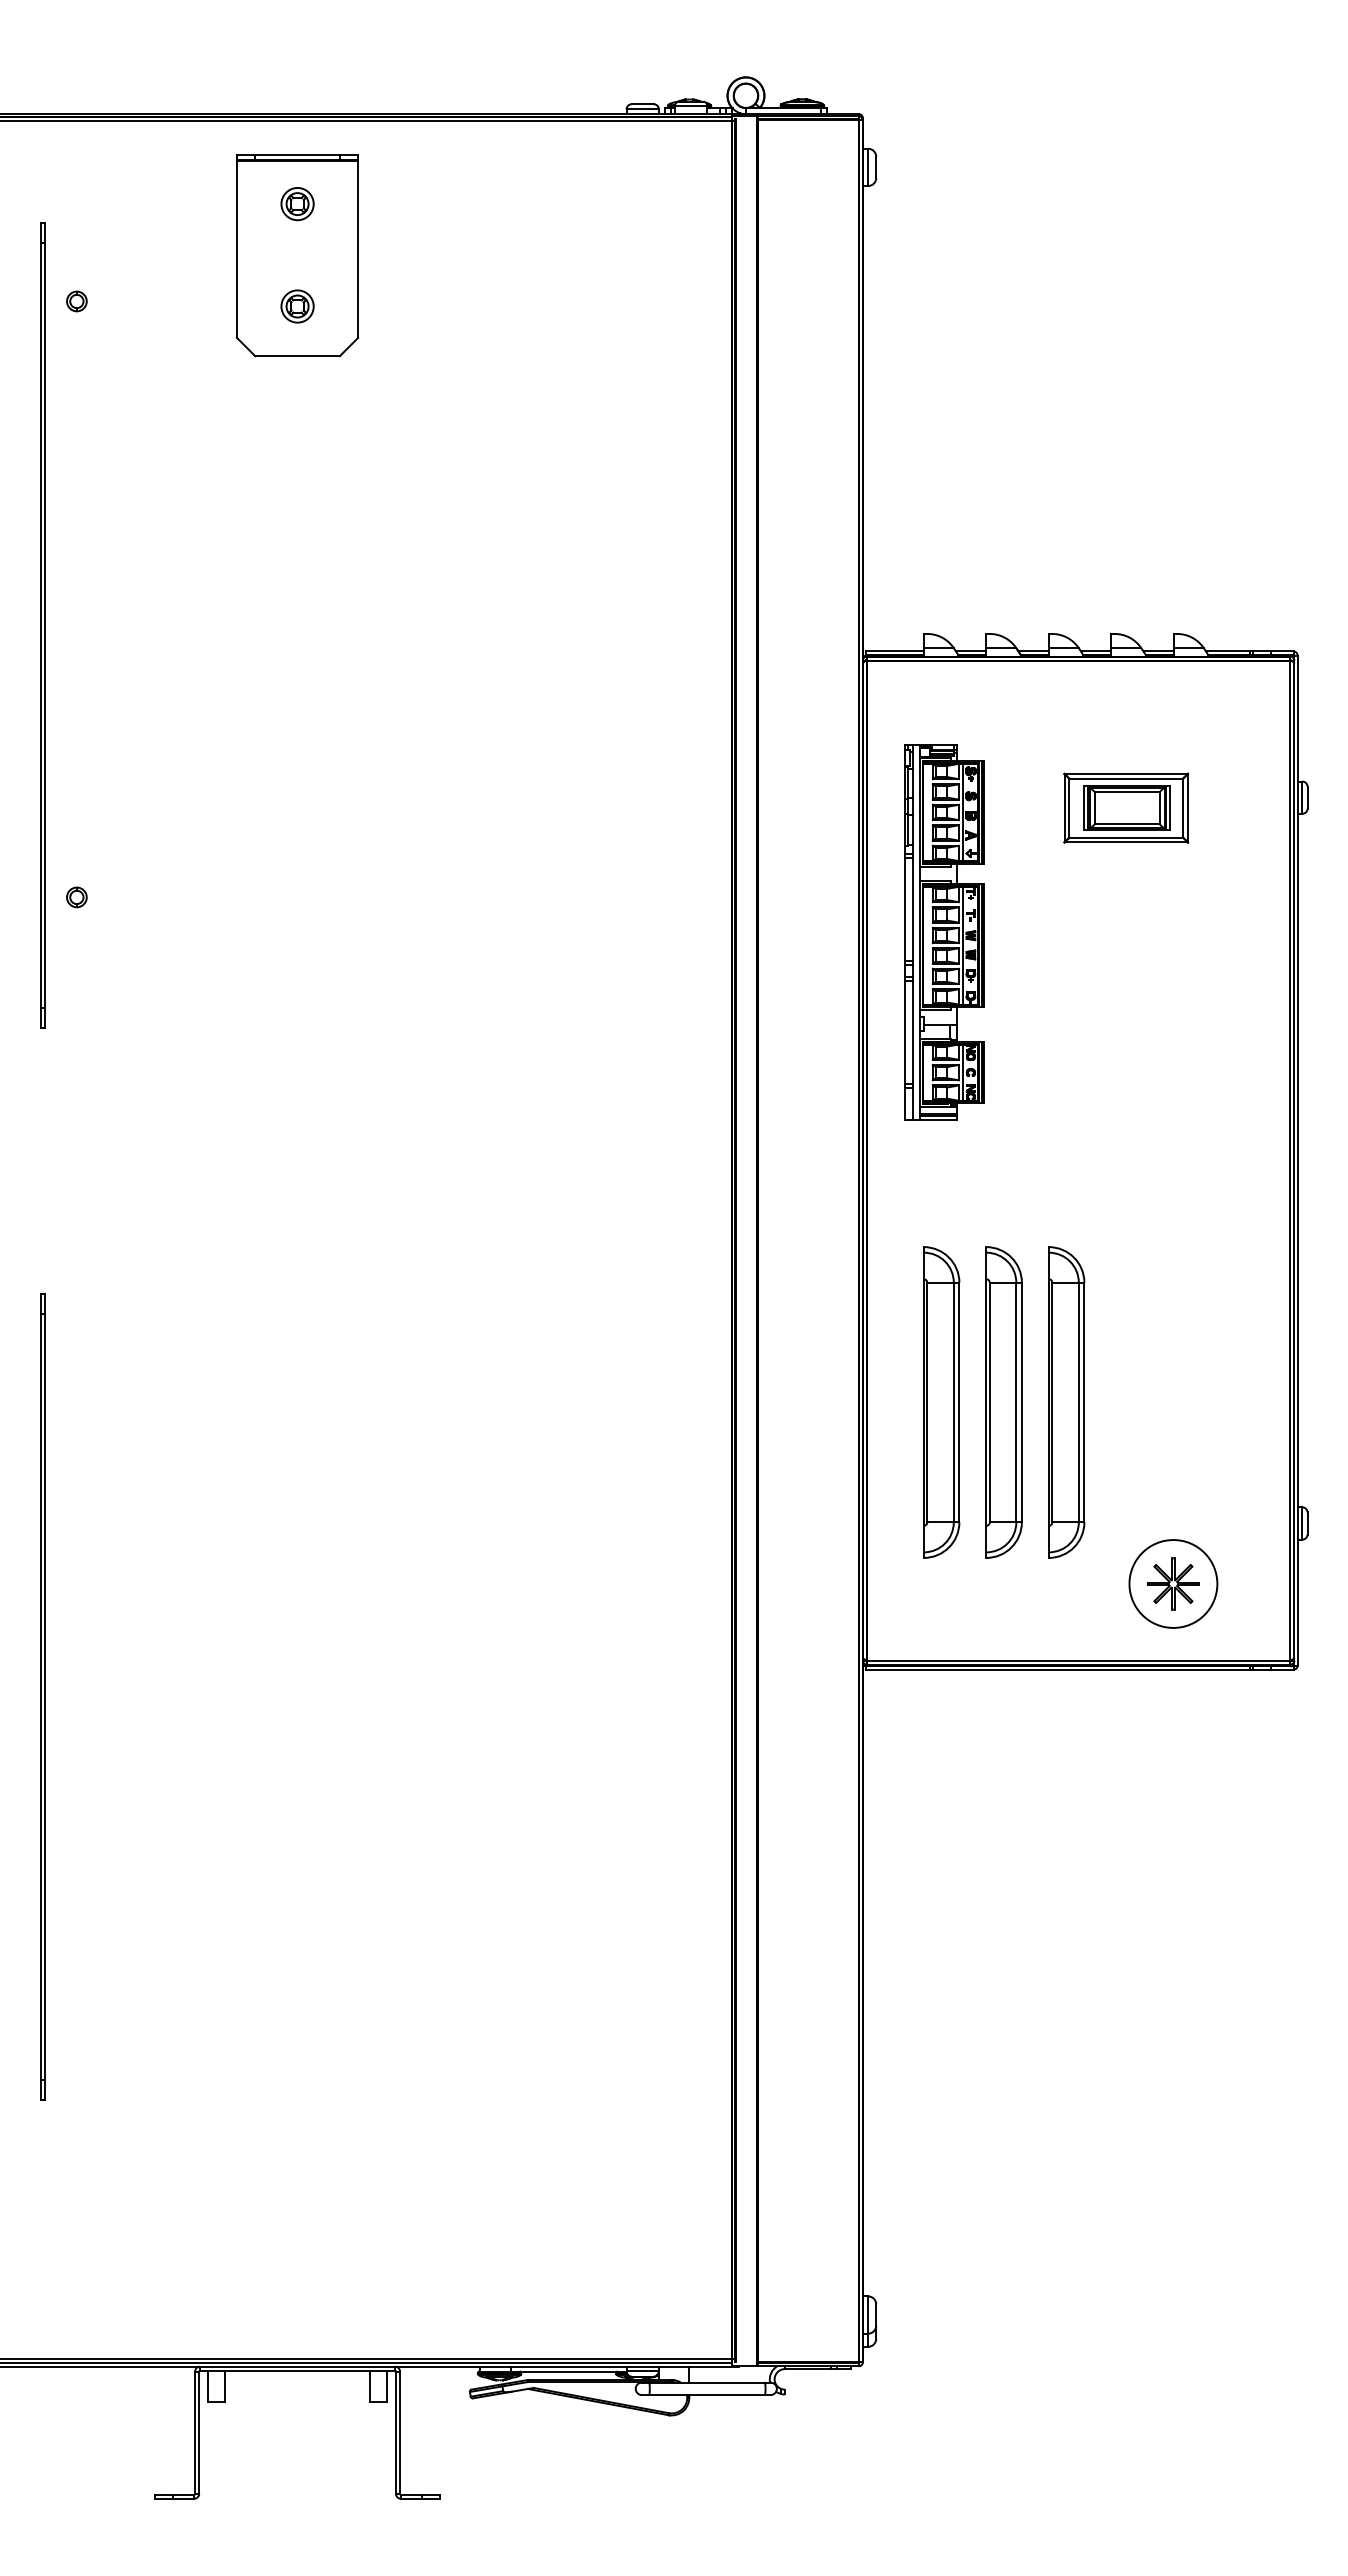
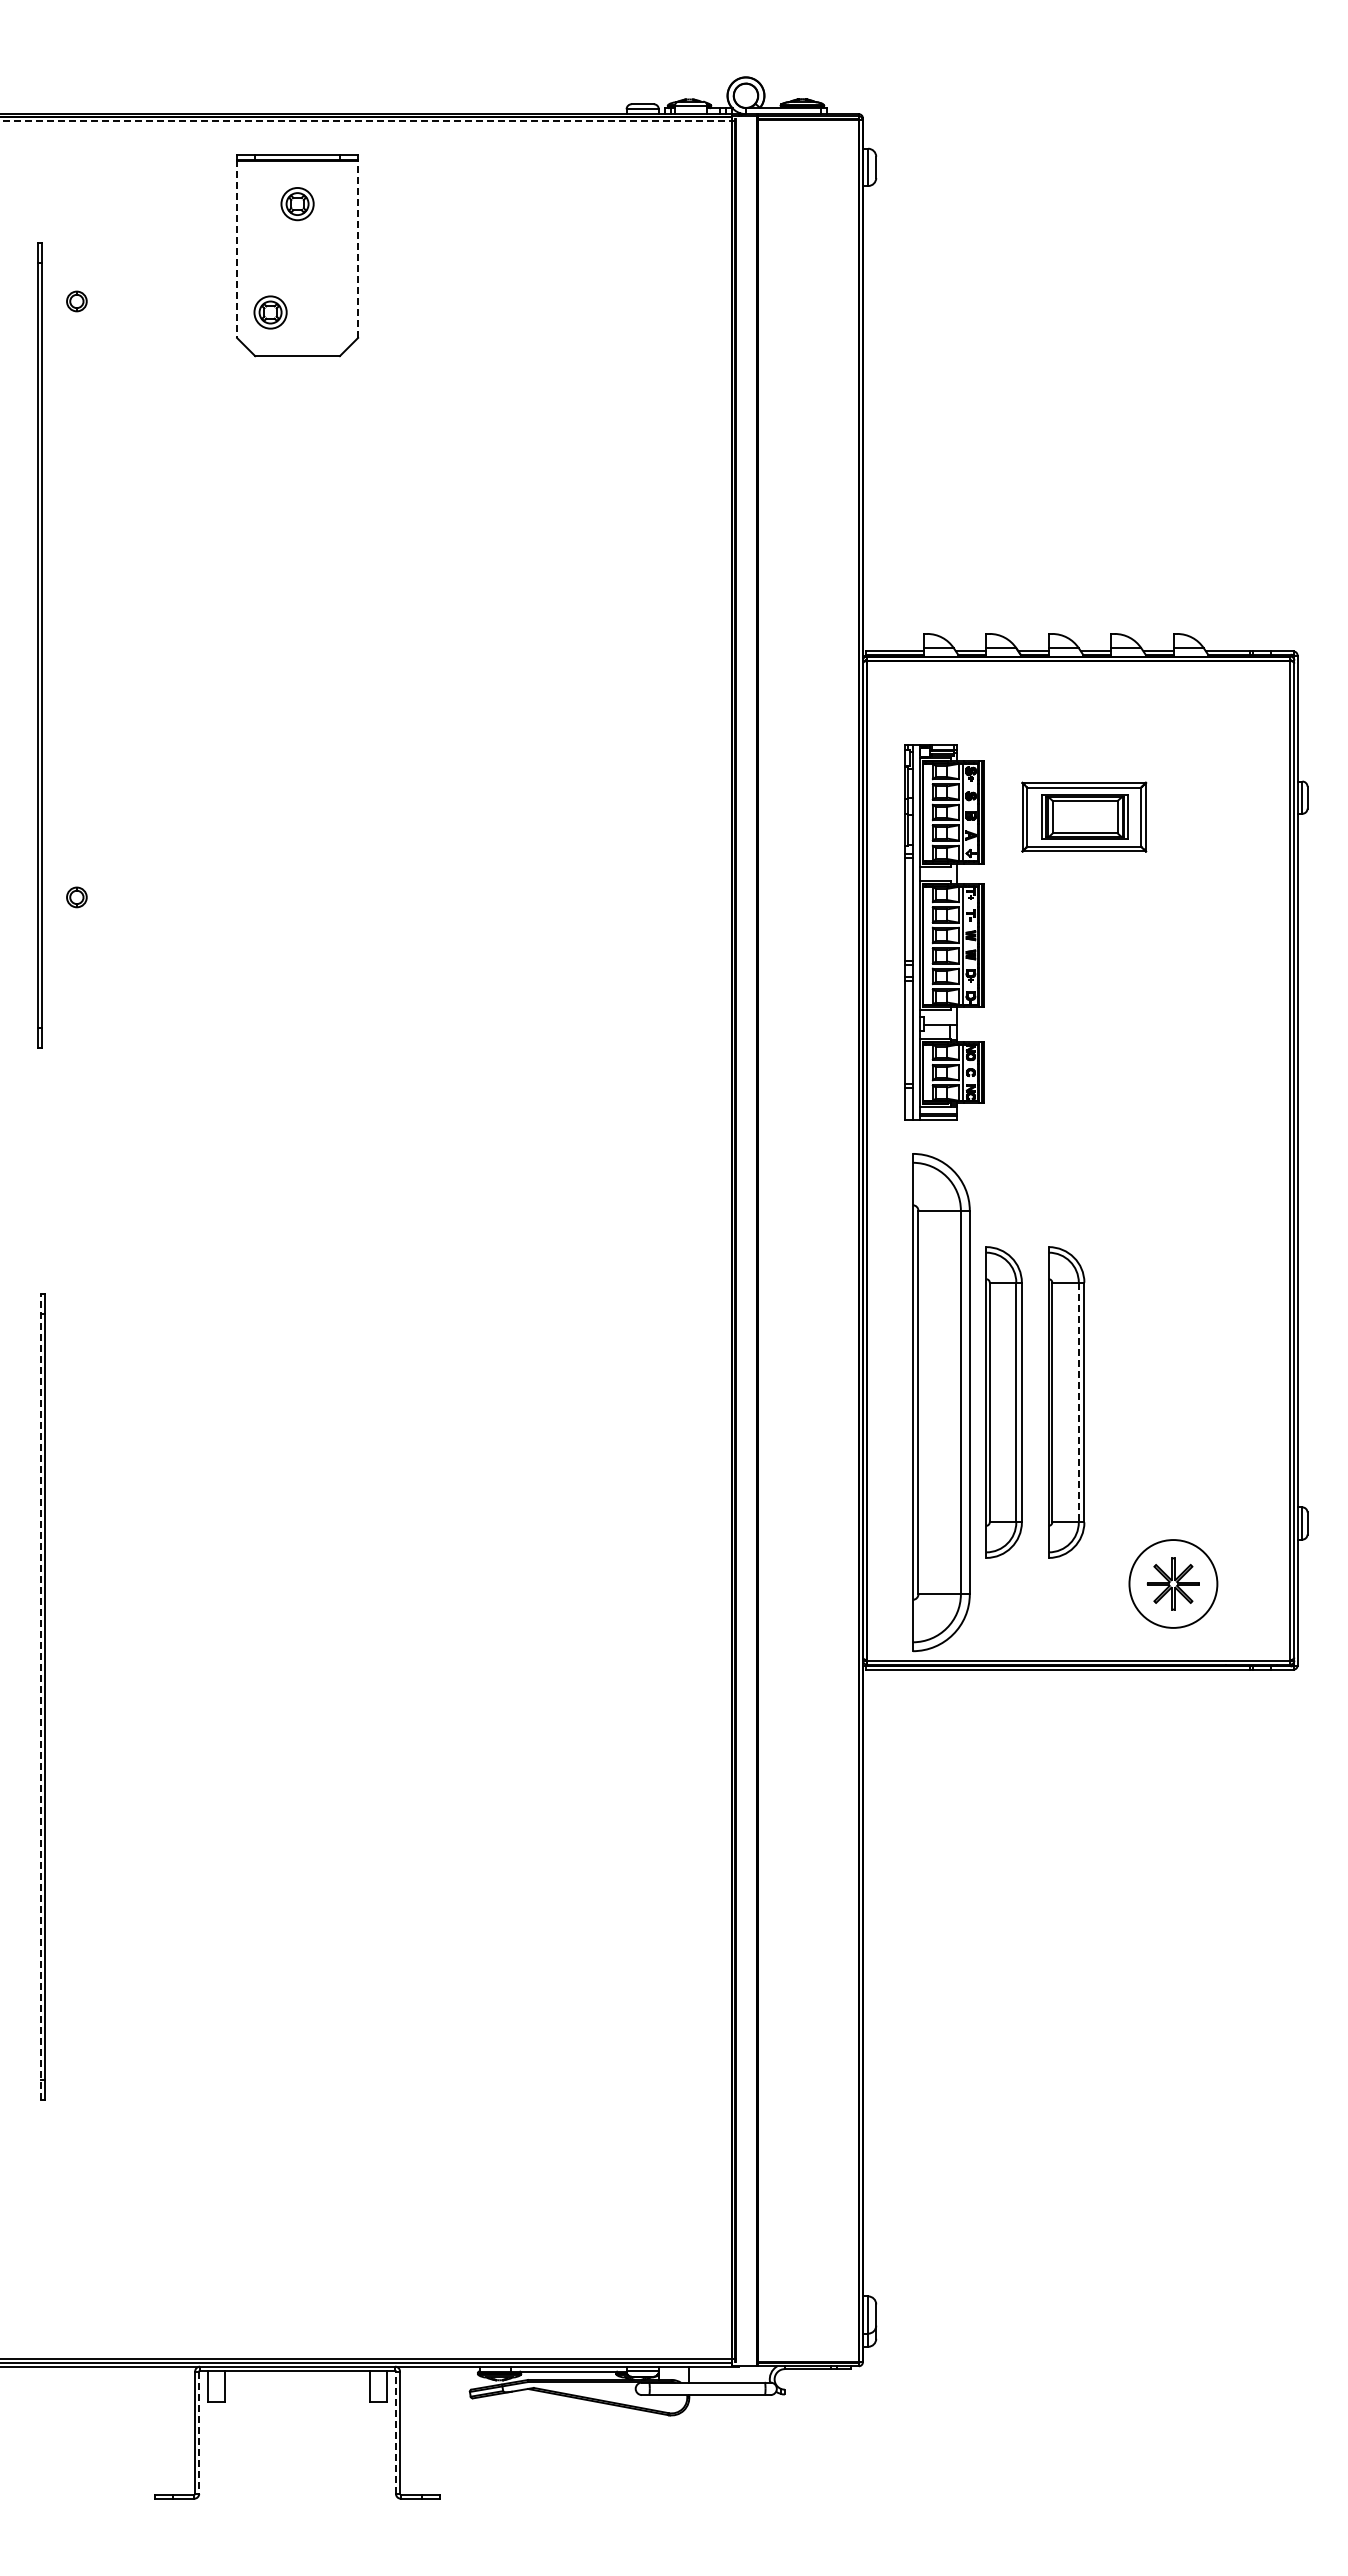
line: solid -> dashed (367, 121)
line: solid -> dashed (358, 248)
line: solid -> dashed (237, 249)
part position: (297, 306) -> (270, 312) (270, 312)
part position: (42, 625) -> (39, 645) (39, 645)
part position: (1126, 807) -> (1084, 816) (1084, 816)
part size: 38x313 px -> 59x500 px (941, 1402)
line: solid -> dashed (1078, 1402)
line: solid -> dashed (40, 1697)
line: solid -> dashed (395, 2432)
line: solid -> dashed (199, 2433)
